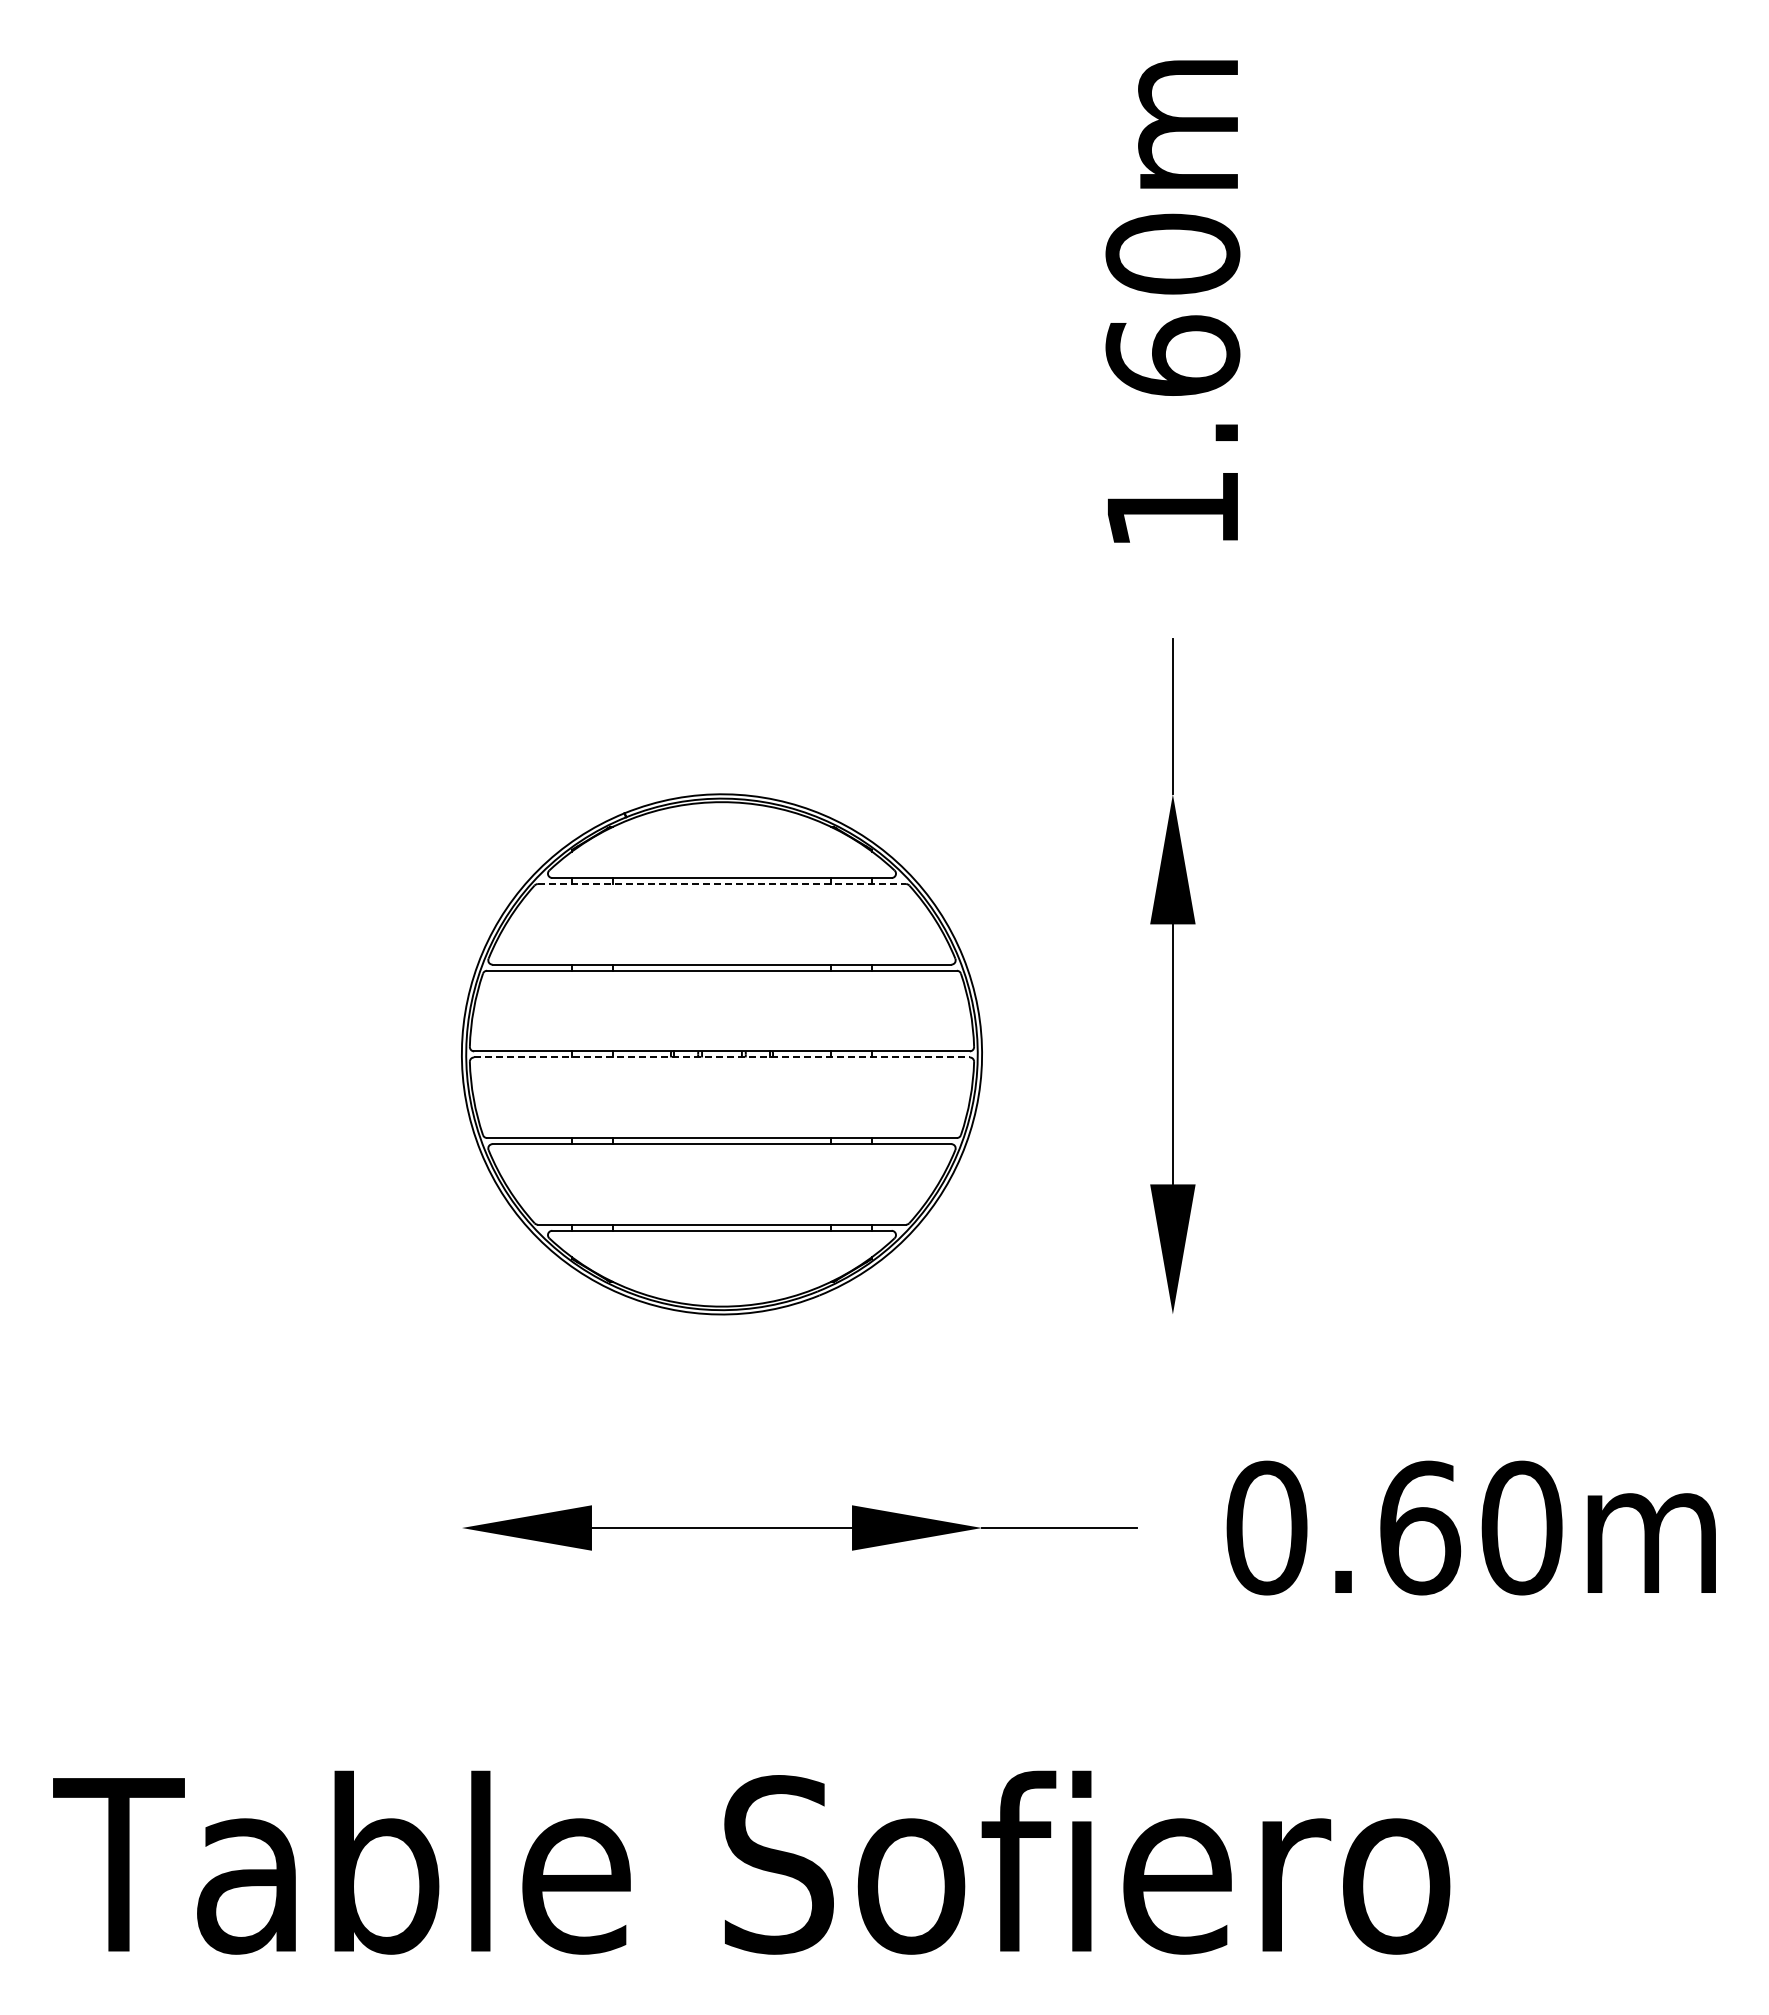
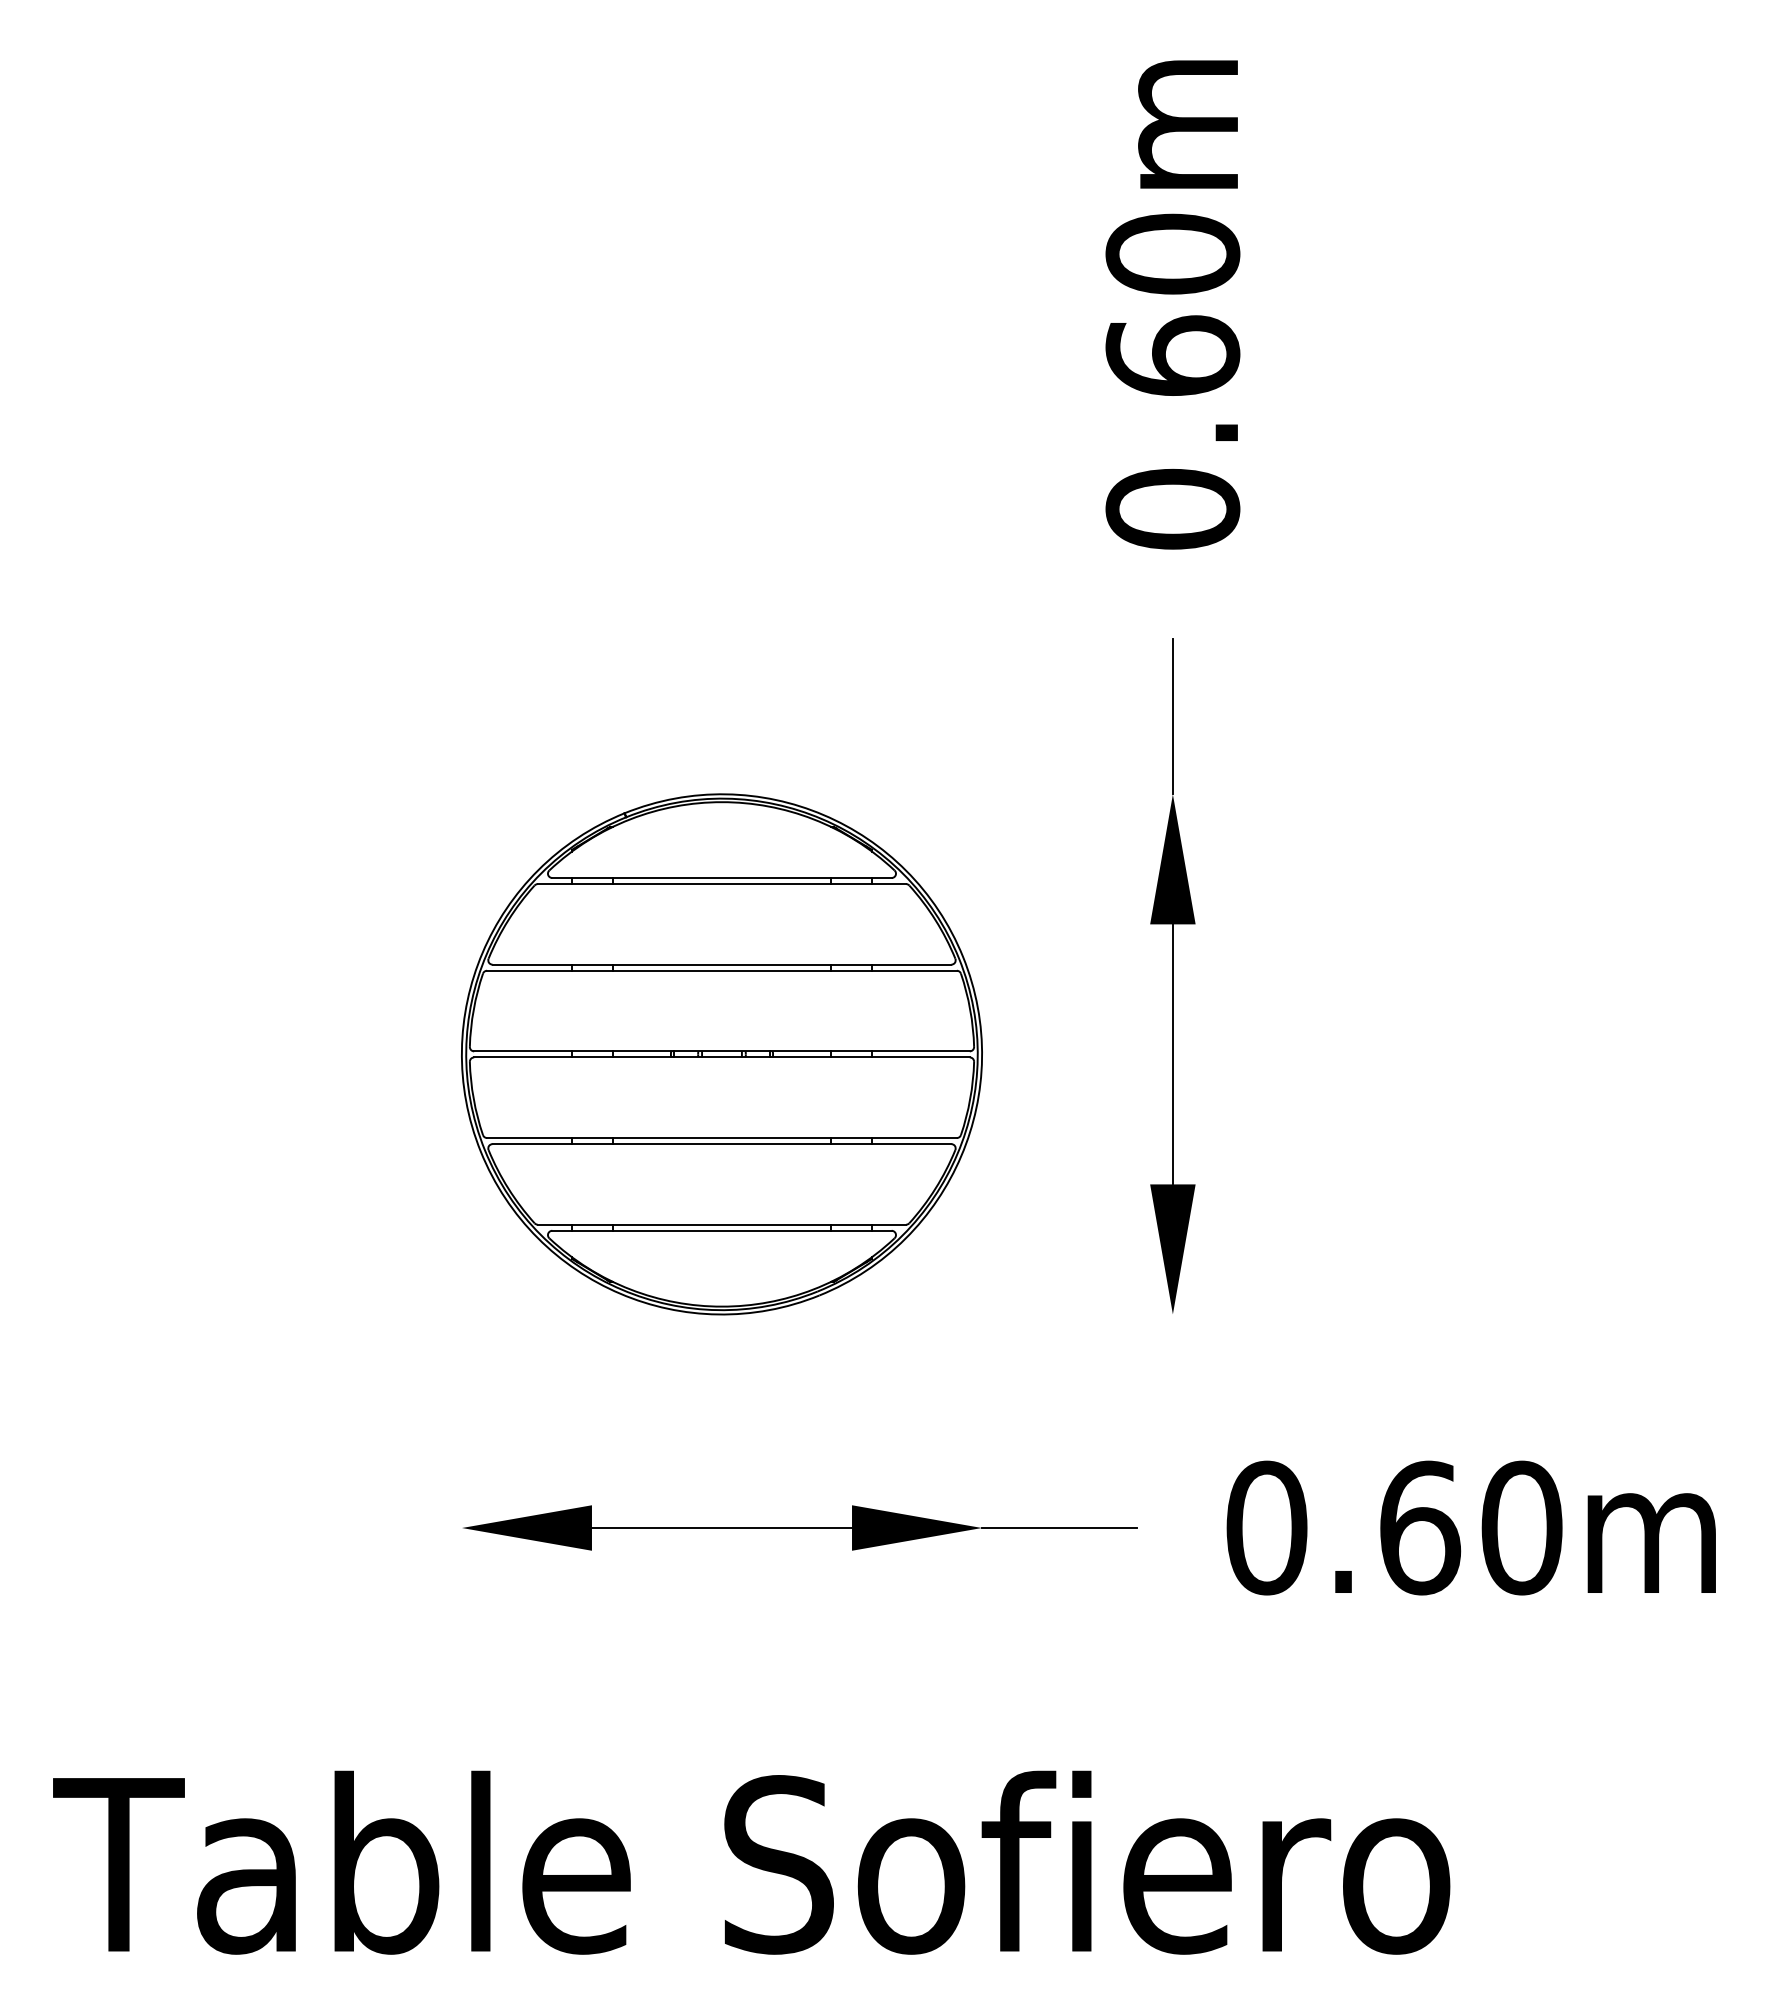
text: 1.60m -> 0.60m (1172, 508)
line: dashed -> solid (722, 884)
line: dashed -> solid (721, 1057)
